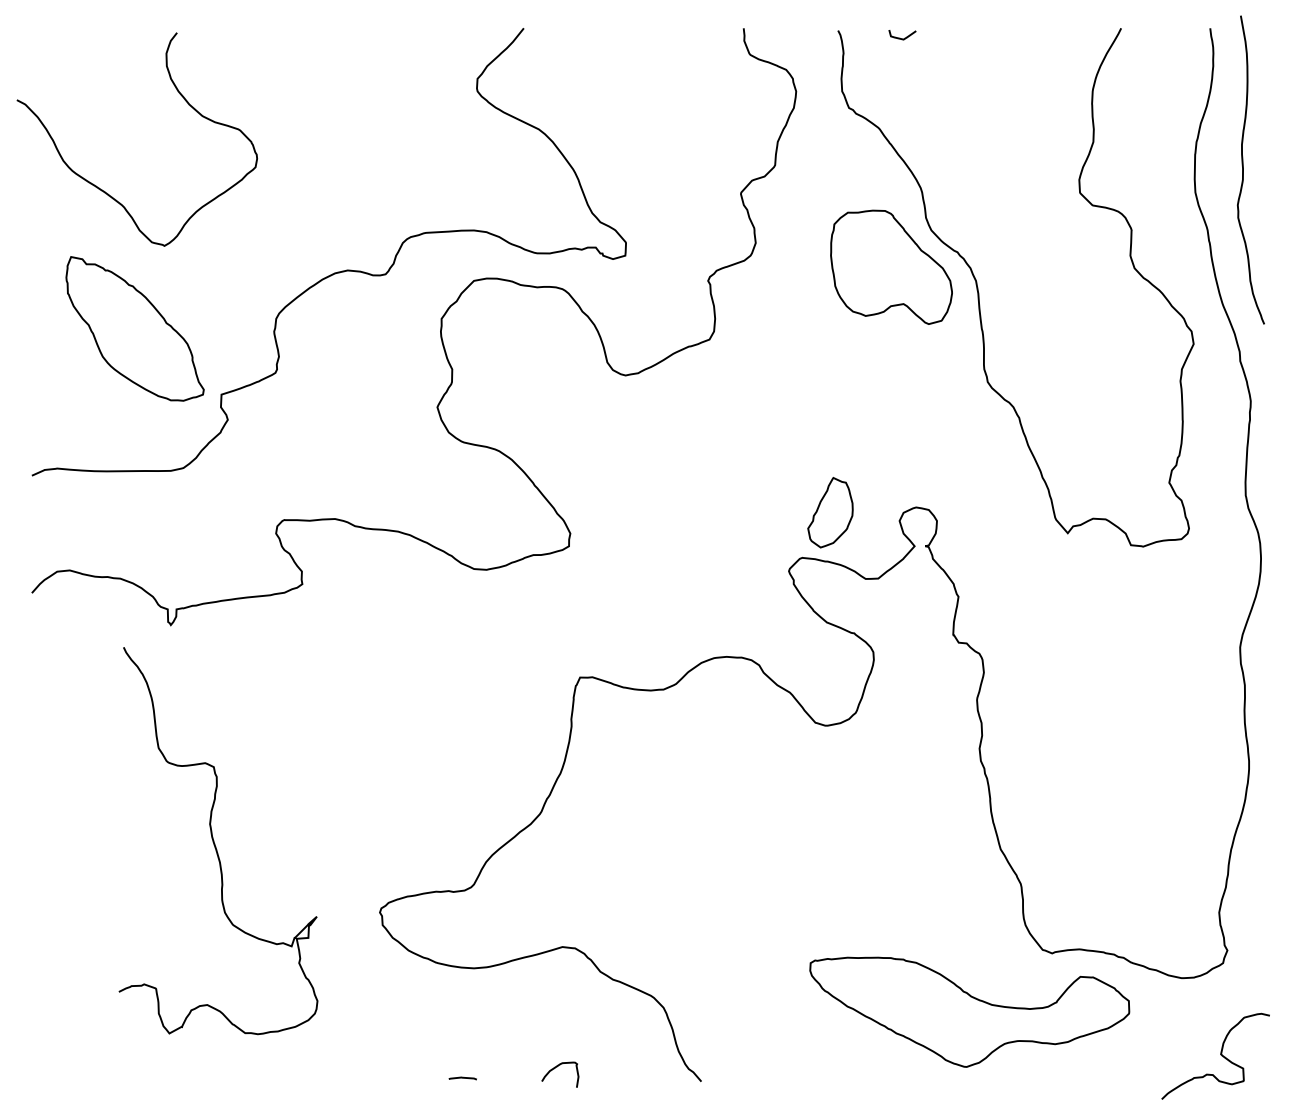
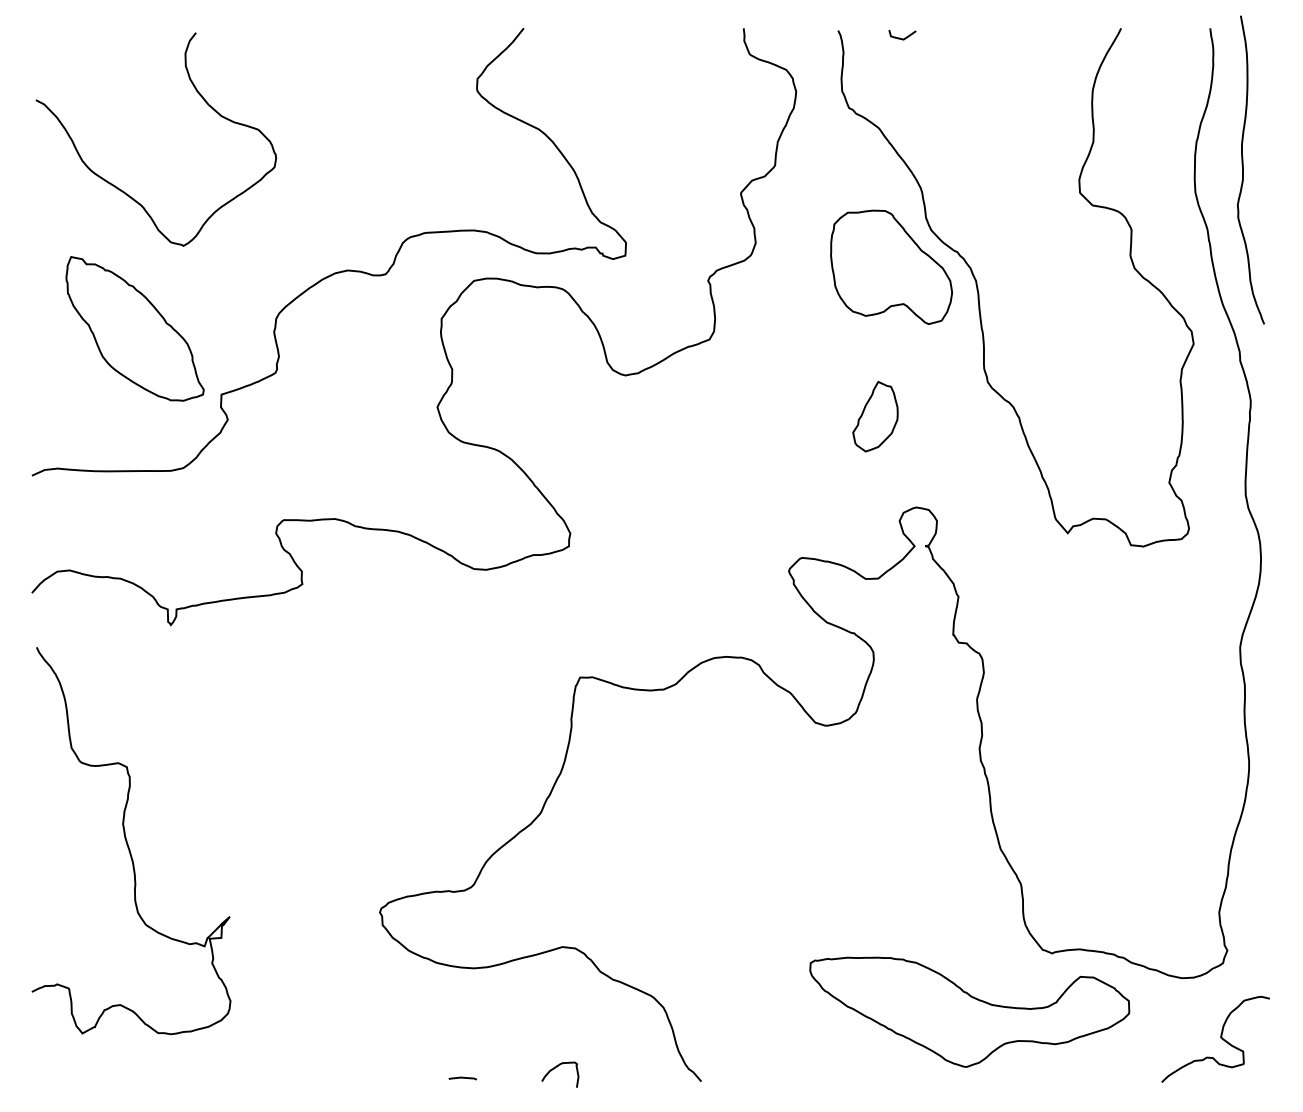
curve position: (104, 190) -> (123, 190) (123, 190)
part position: (830, 512) -> (875, 416) (875, 416)
curve position: (215, 843) -> (128, 843) (128, 843)
curve position: (1220, 1055) -> (1220, 1038) (1220, 1038)
